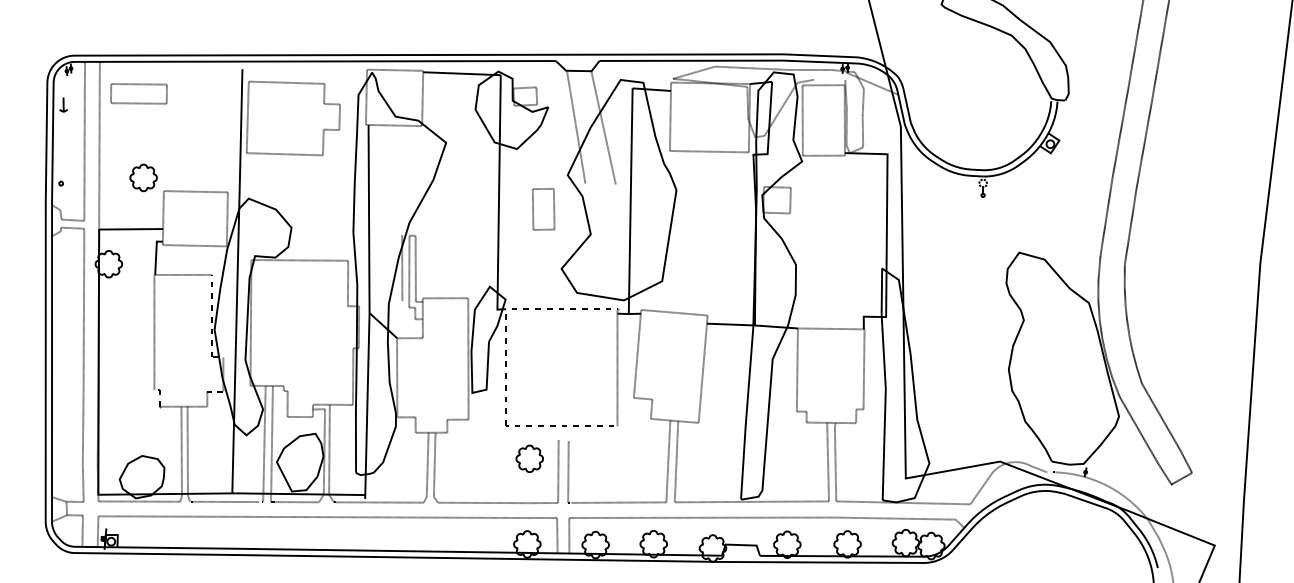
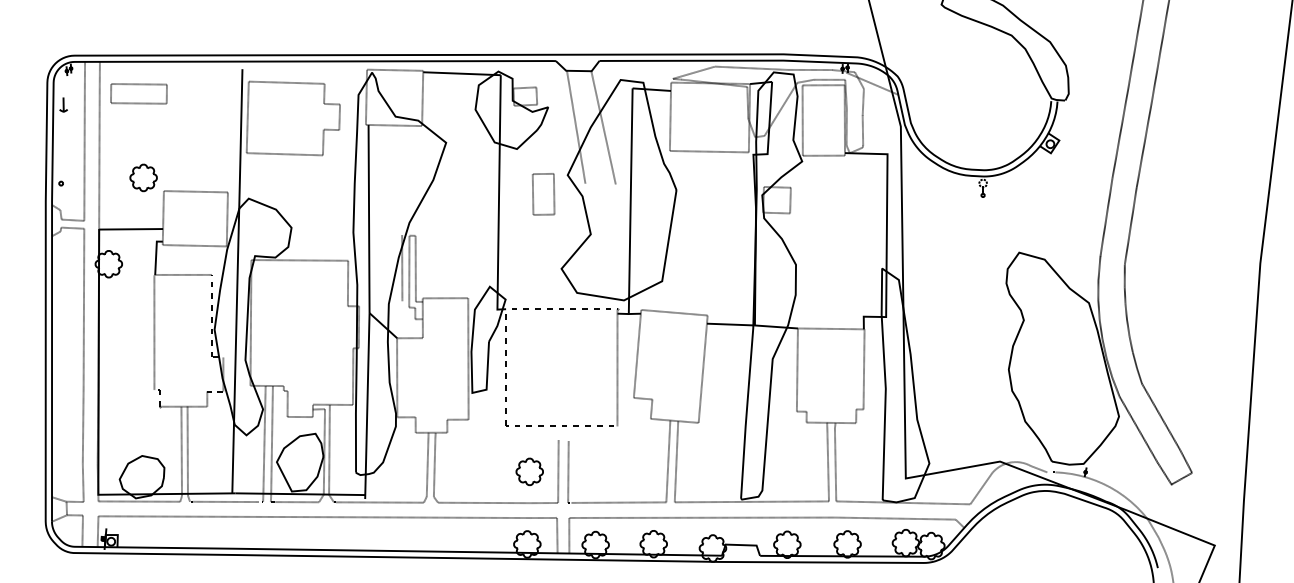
line: none -> present (829, 79)
part position: (543, 209) -> (543, 194) (543, 194)
part position: (529, 458) -> (529, 471) (529, 471)
